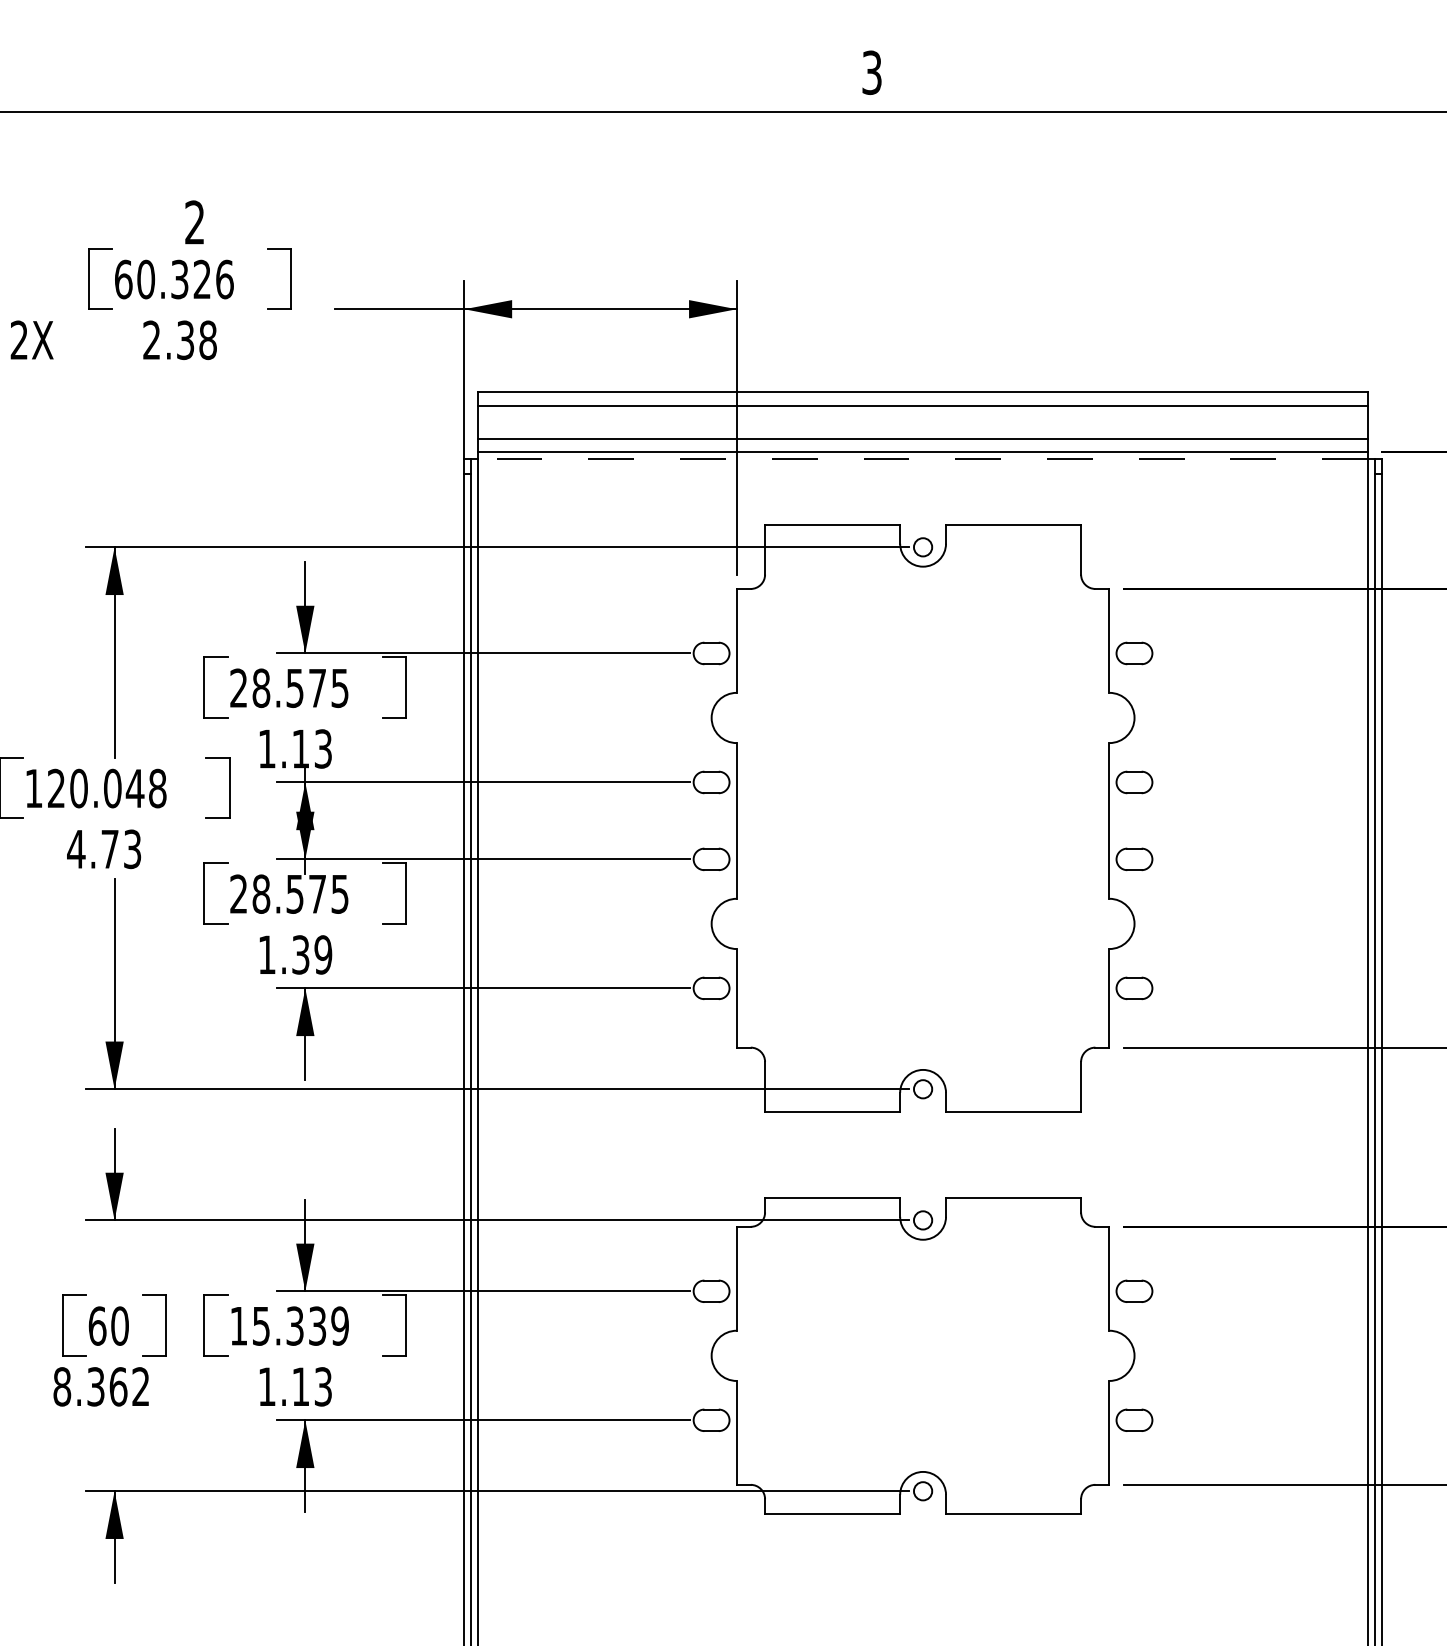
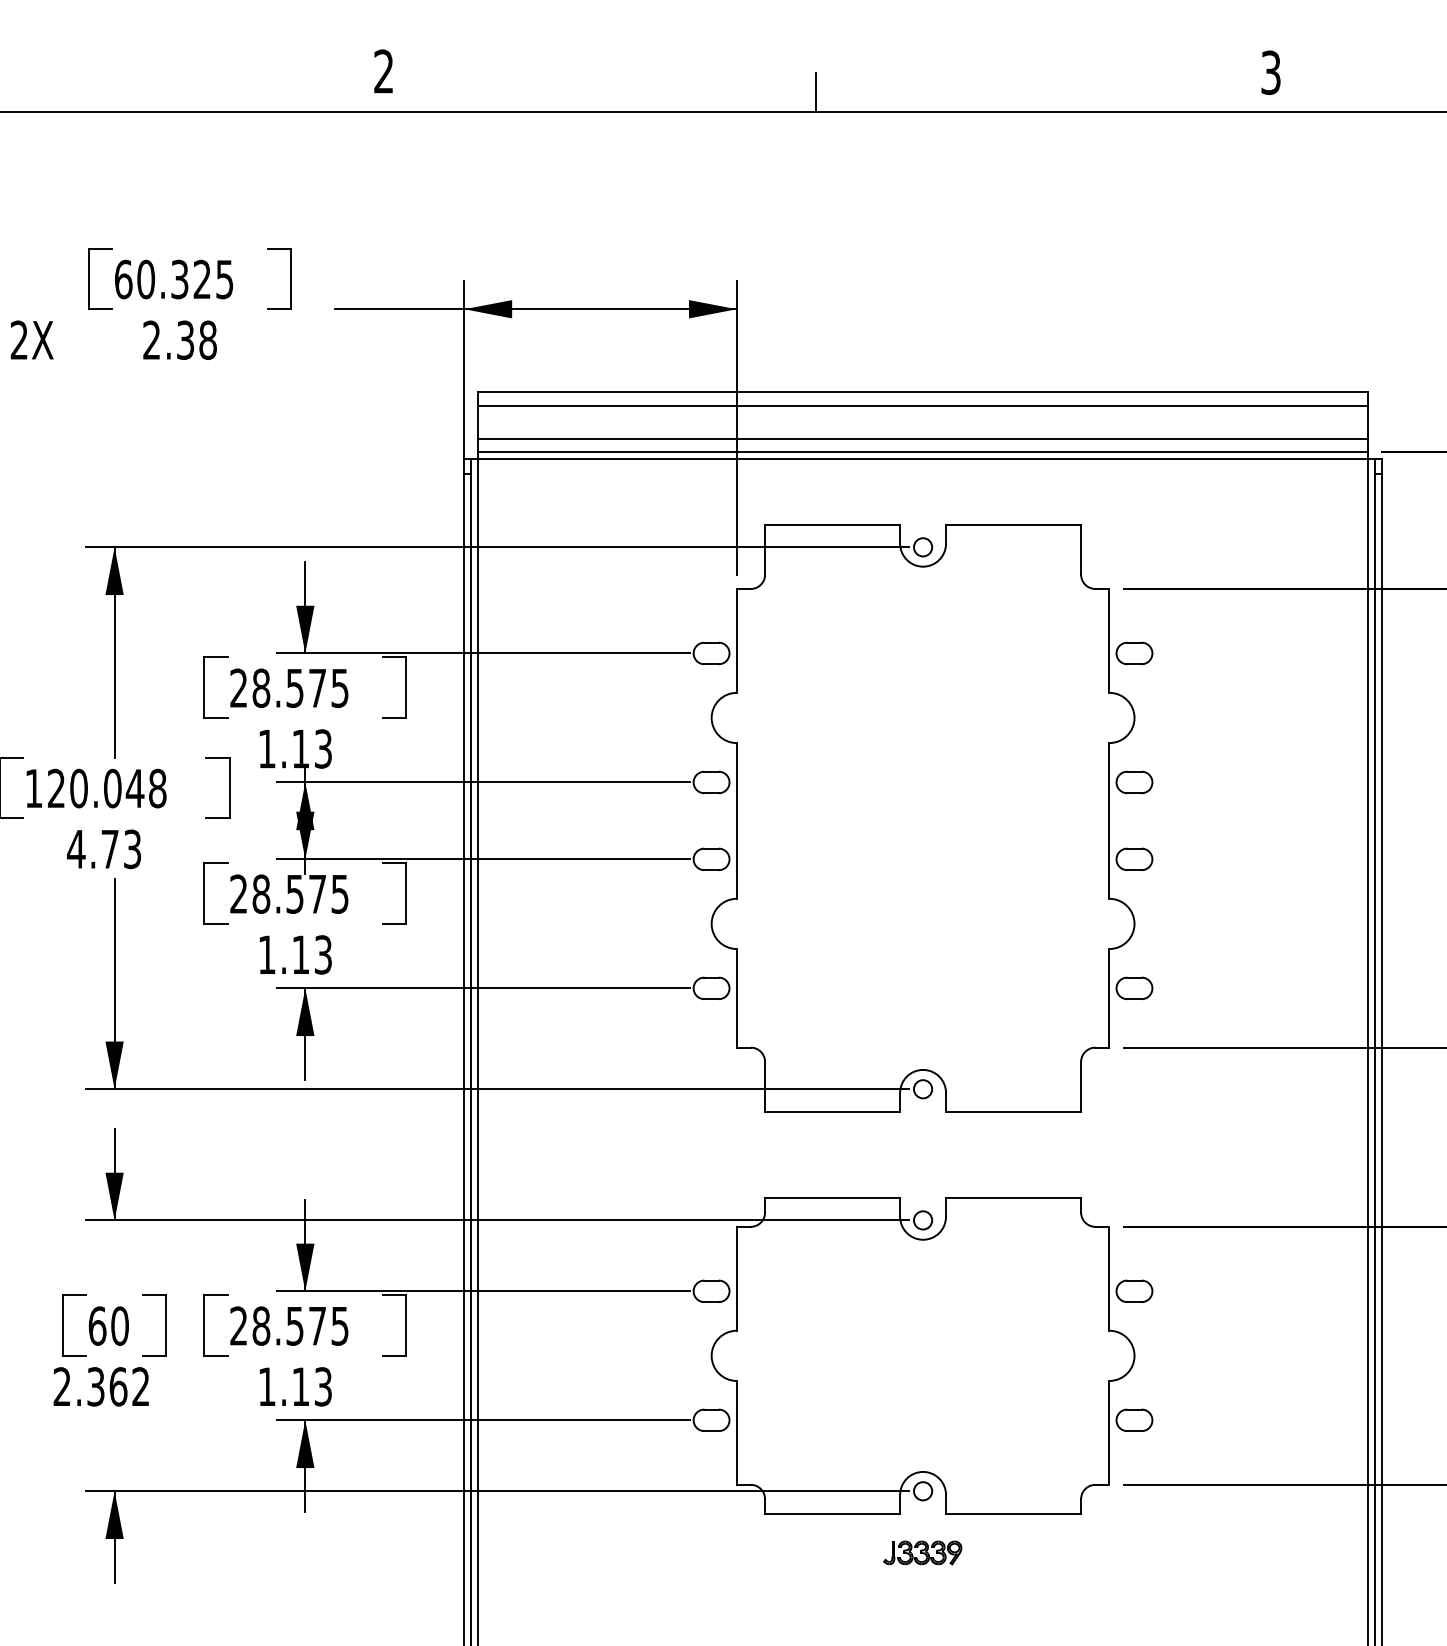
text position: (871, 72) -> (1270, 72) (1270, 72)
line: none -> present (815, 92)
text position: (194, 222) -> (383, 71) (383, 71)
text: 60.326 -> 60.325 (224, 279)
line: dashed -> solid (923, 459)
text: 1.39 -> 1.13 (312, 954)
text: 15.339 -> 28.575 (289, 1325)
text: 8.362 -> 2.362 (62, 1386)
part: none -> present (922, 1552)
